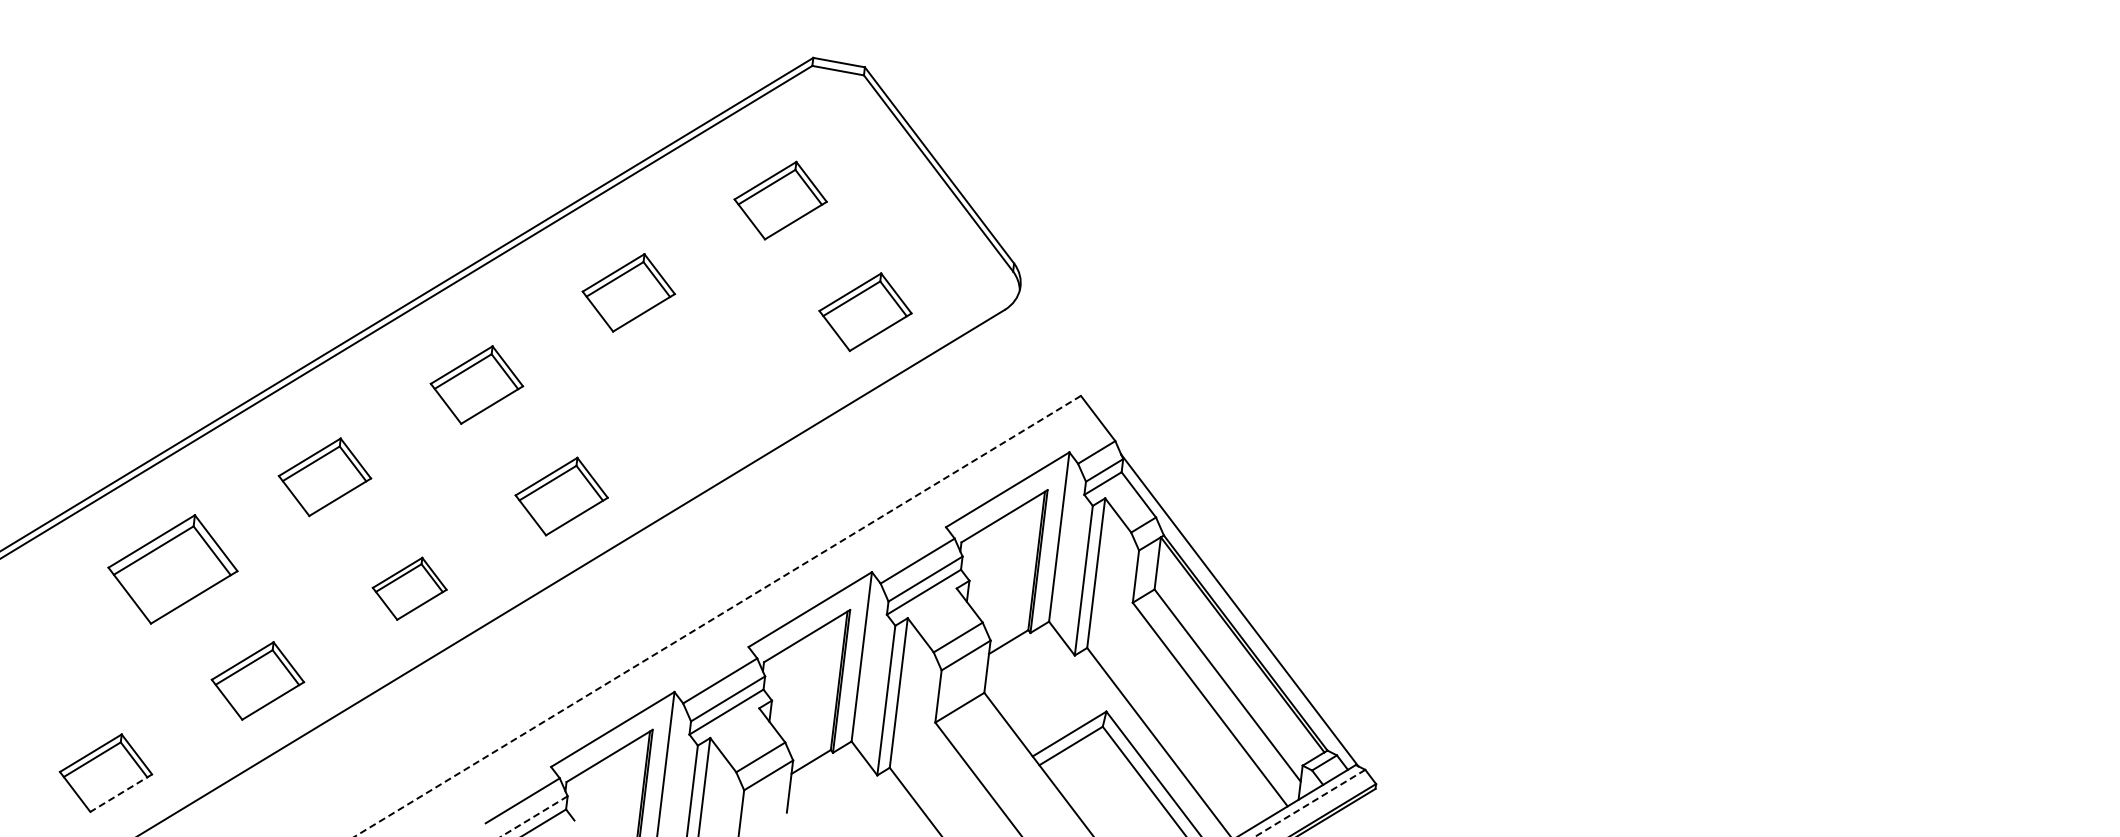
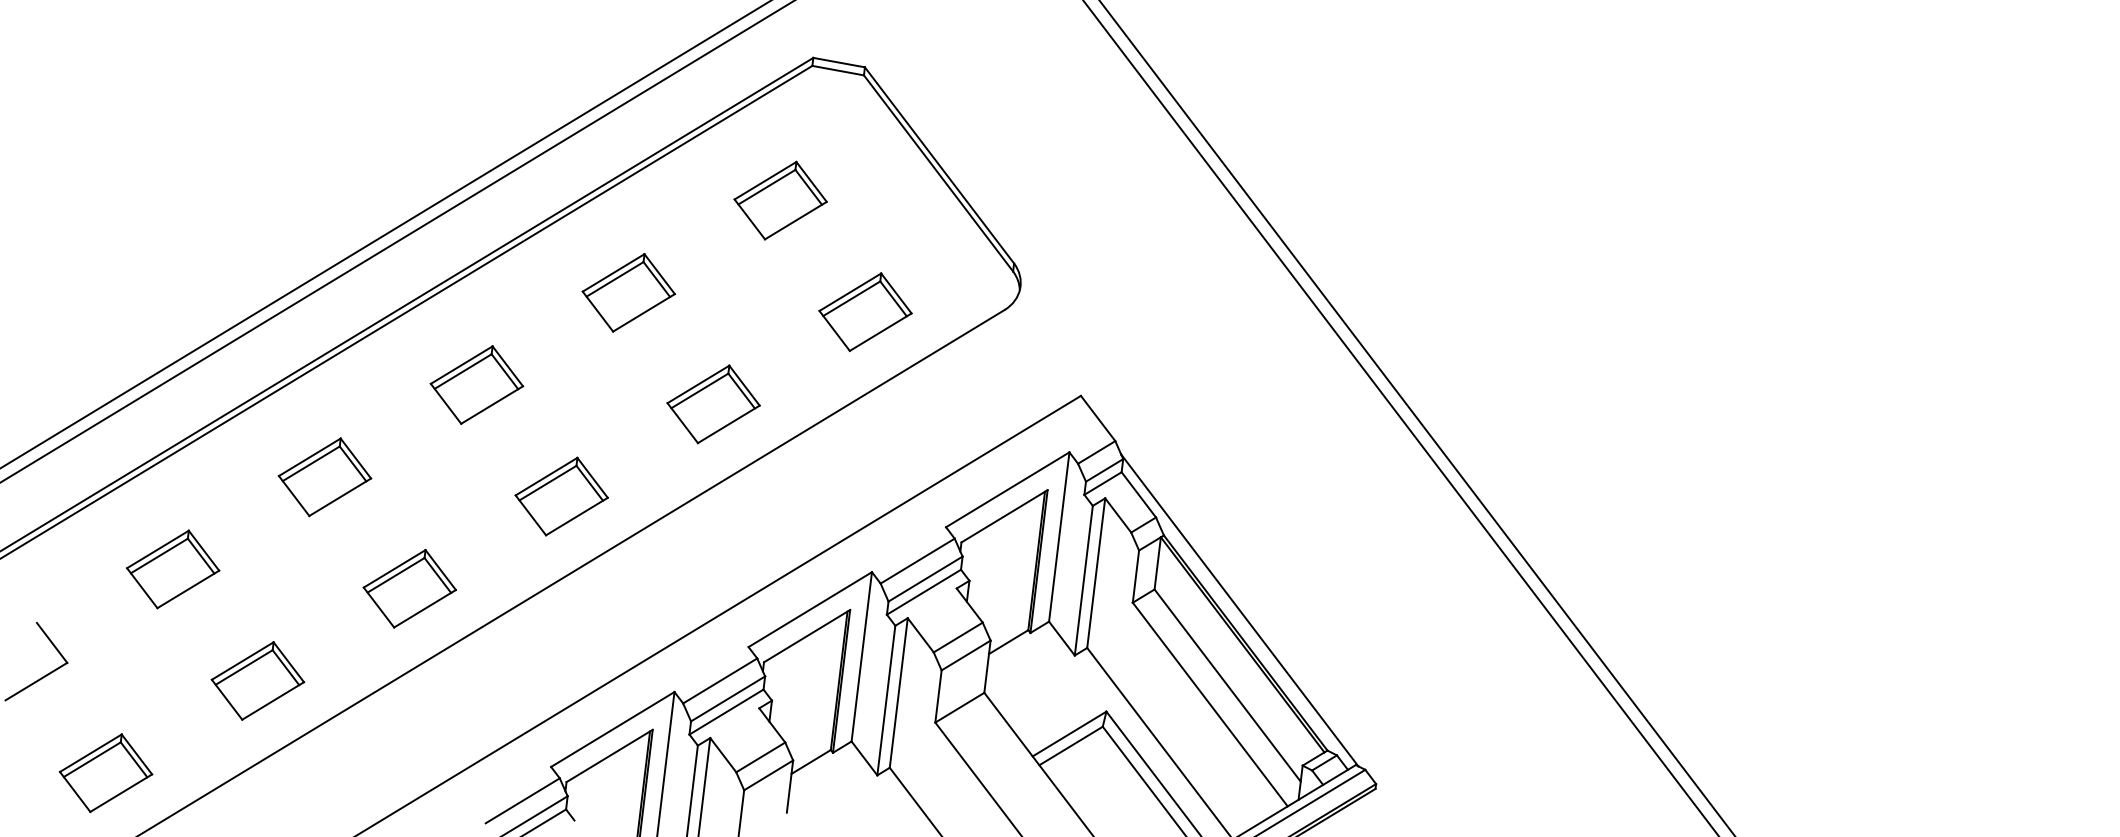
line: none -> present (385, 234)
line: none -> present (396, 241)
part: none -> present (713, 404)
line: none -> present (1400, 417)
line: none -> present (1416, 417)
part size: 132x111 px -> 95x81 px (173, 569)
part size: 77x65 px -> 95x80 px (409, 588)
line: dashed -> solid (717, 616)
part: none -> present (44, 675)
line: dashed -> solid (120, 793)
line: dashed -> solid (1309, 803)
line: dashed -> solid (534, 816)
